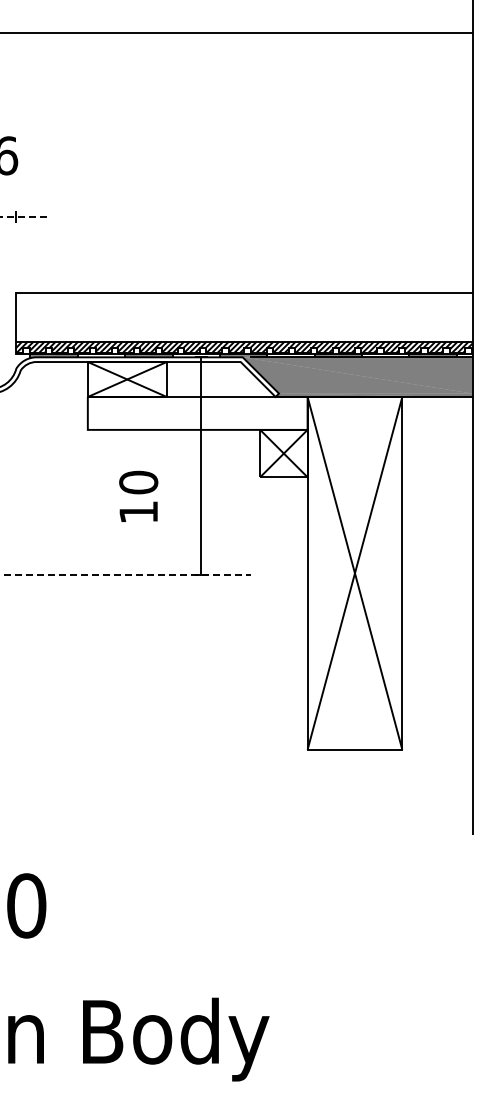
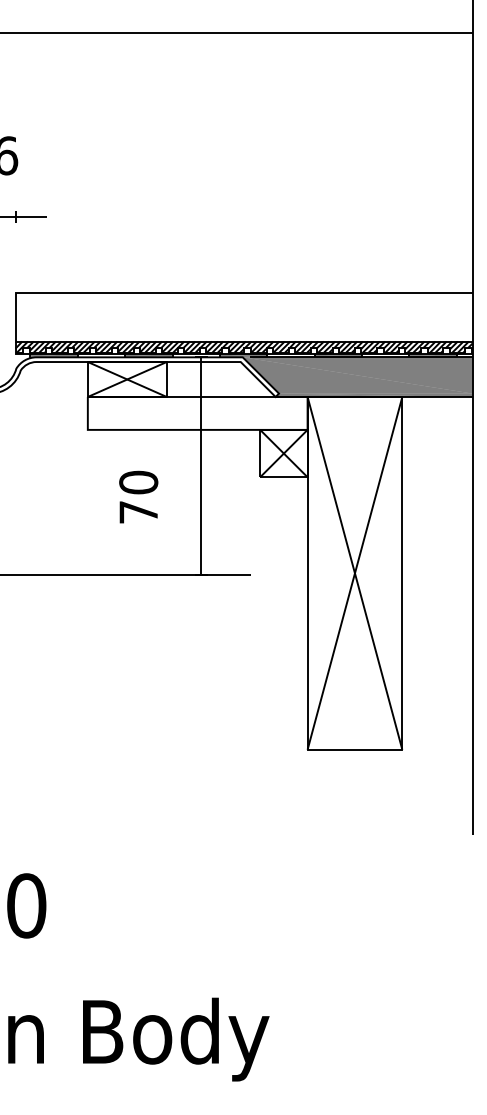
line: dashed -> solid (22, 217)
text: 10 -> 70 (138, 512)
line: dashed -> solid (126, 575)
